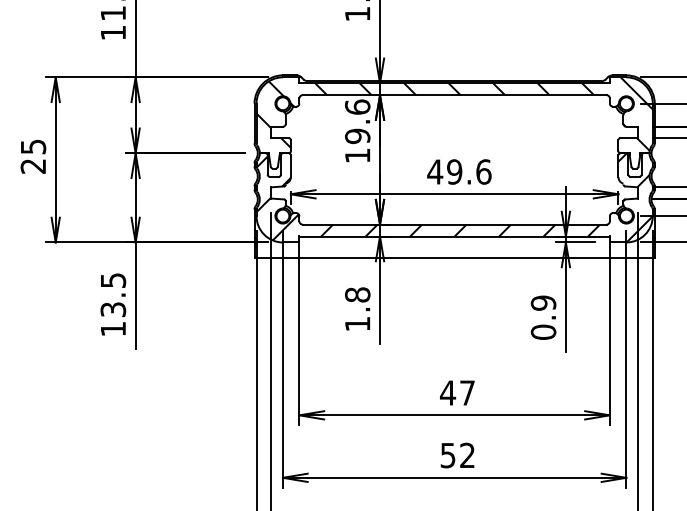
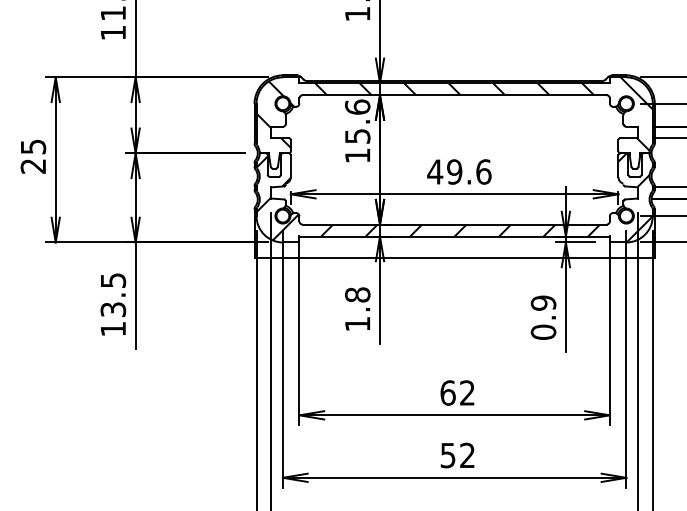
text: 19.6 -> 15.6 (357, 136)
text: 47 -> 62 (457, 392)
